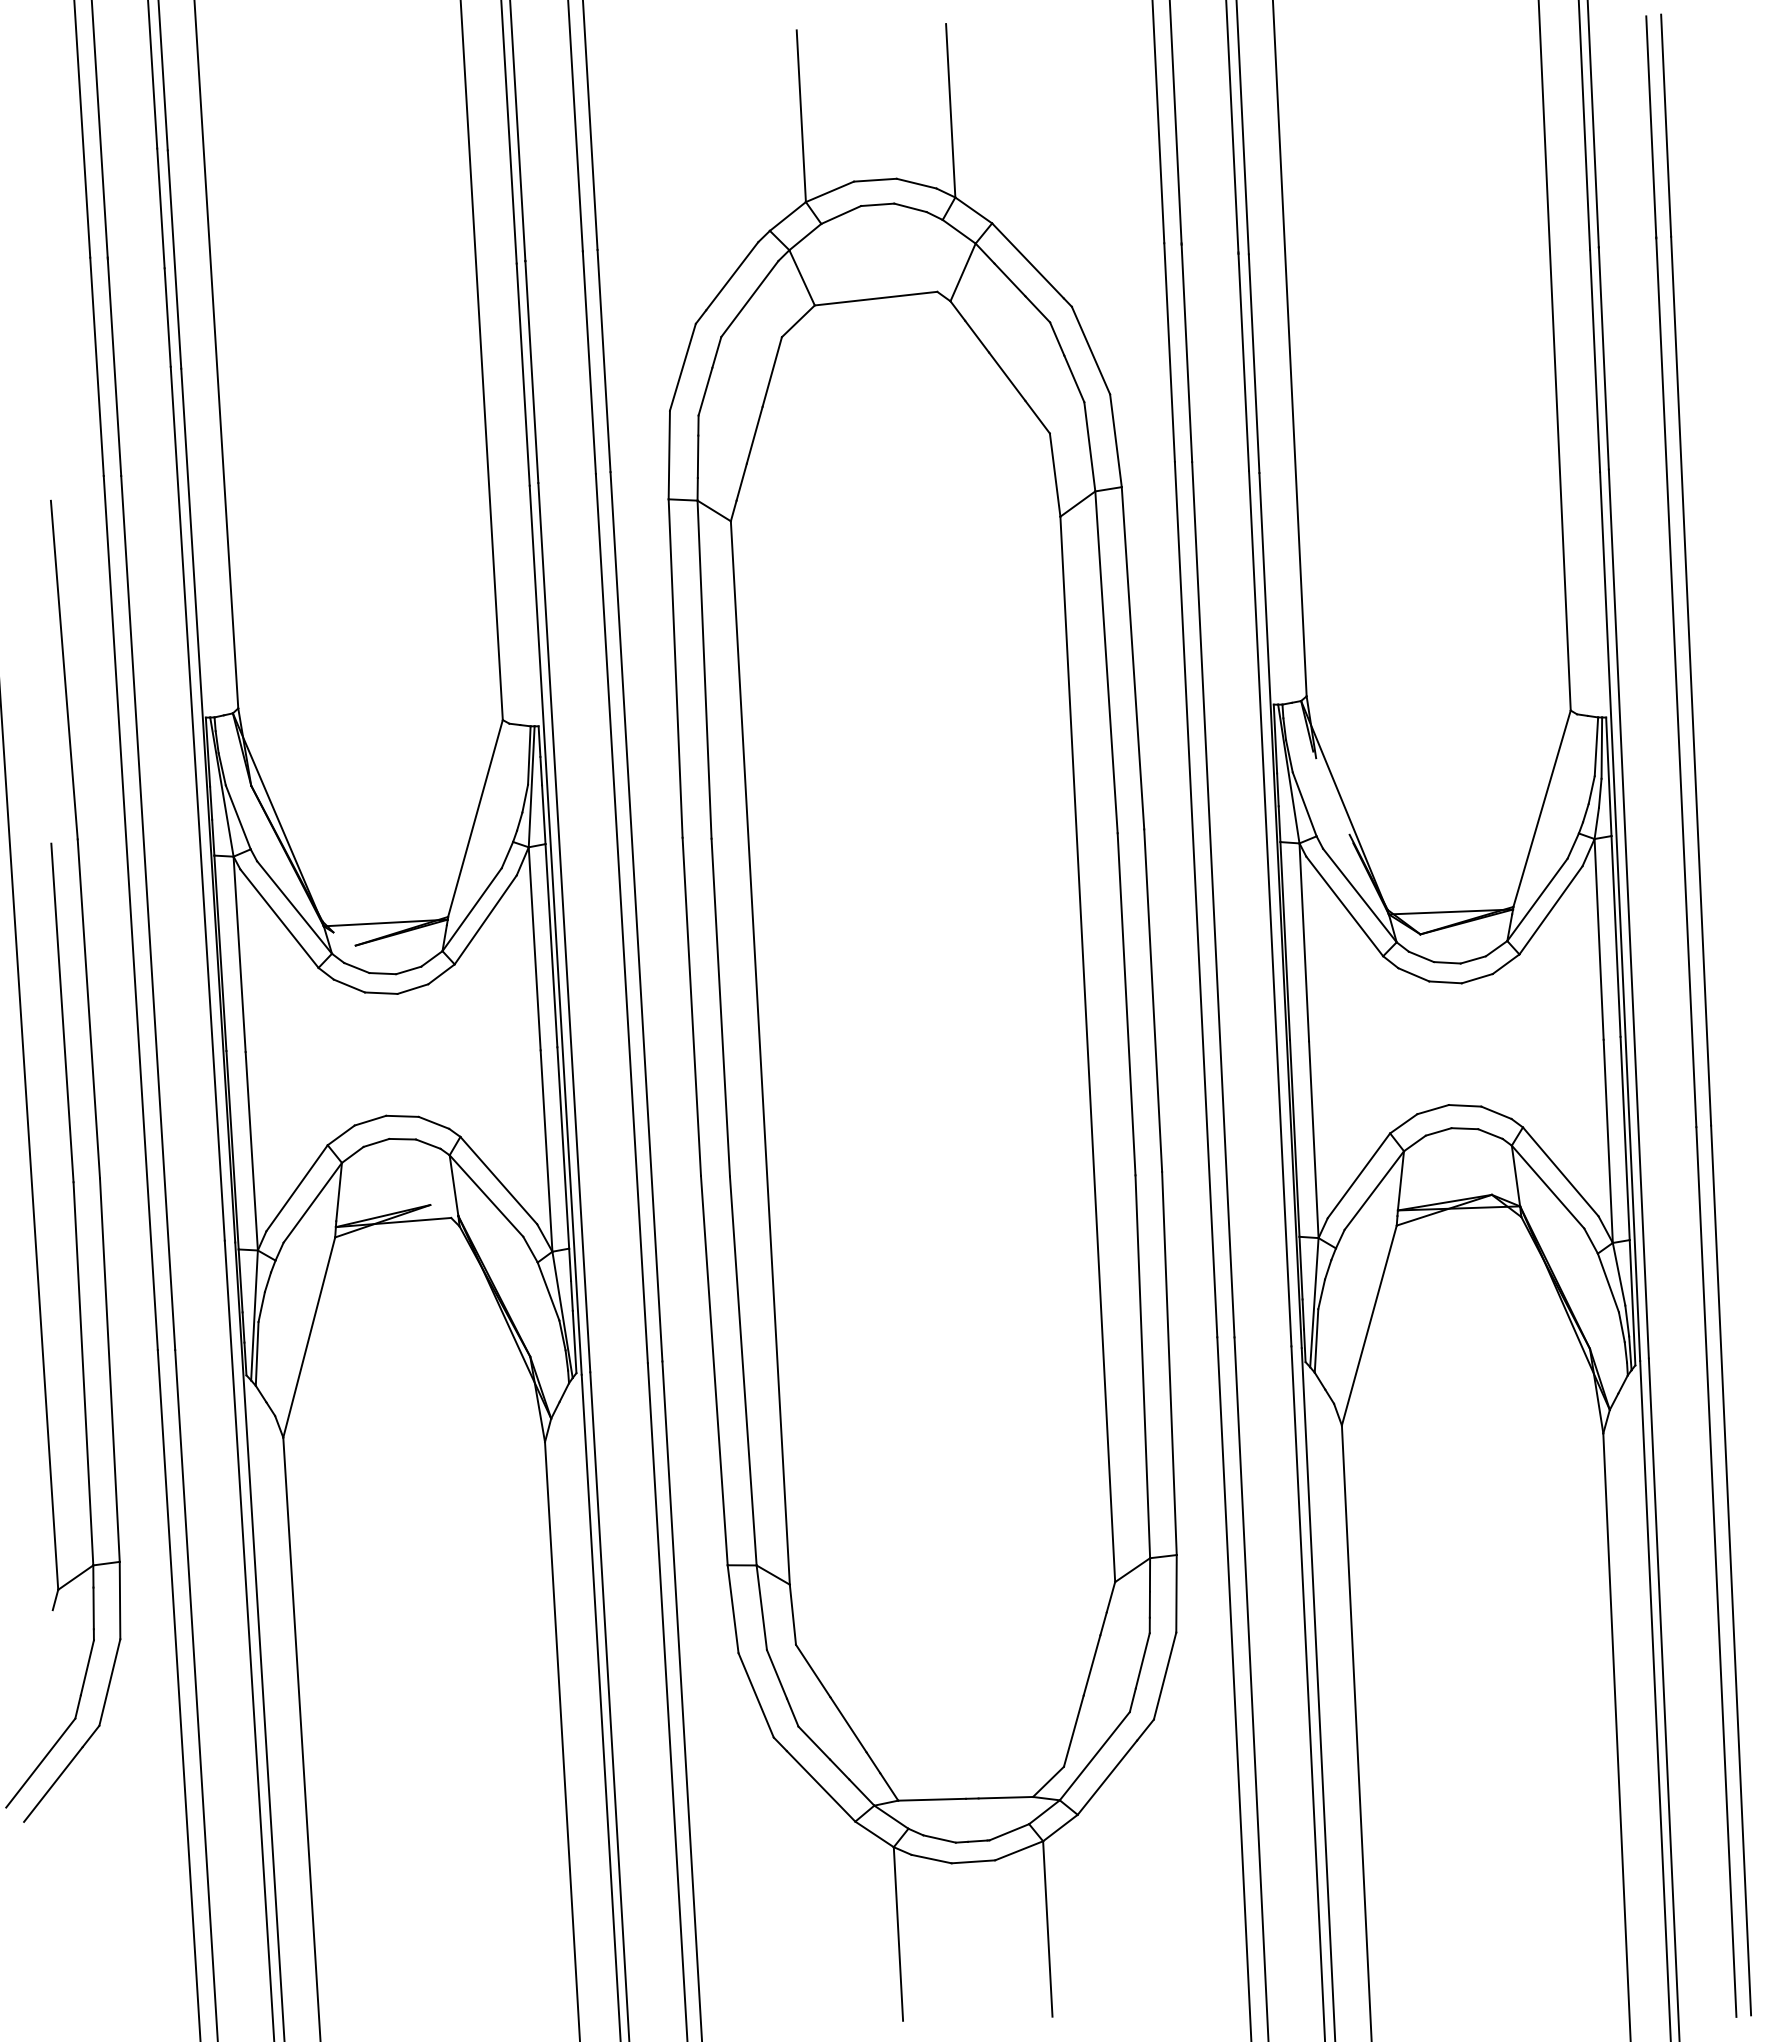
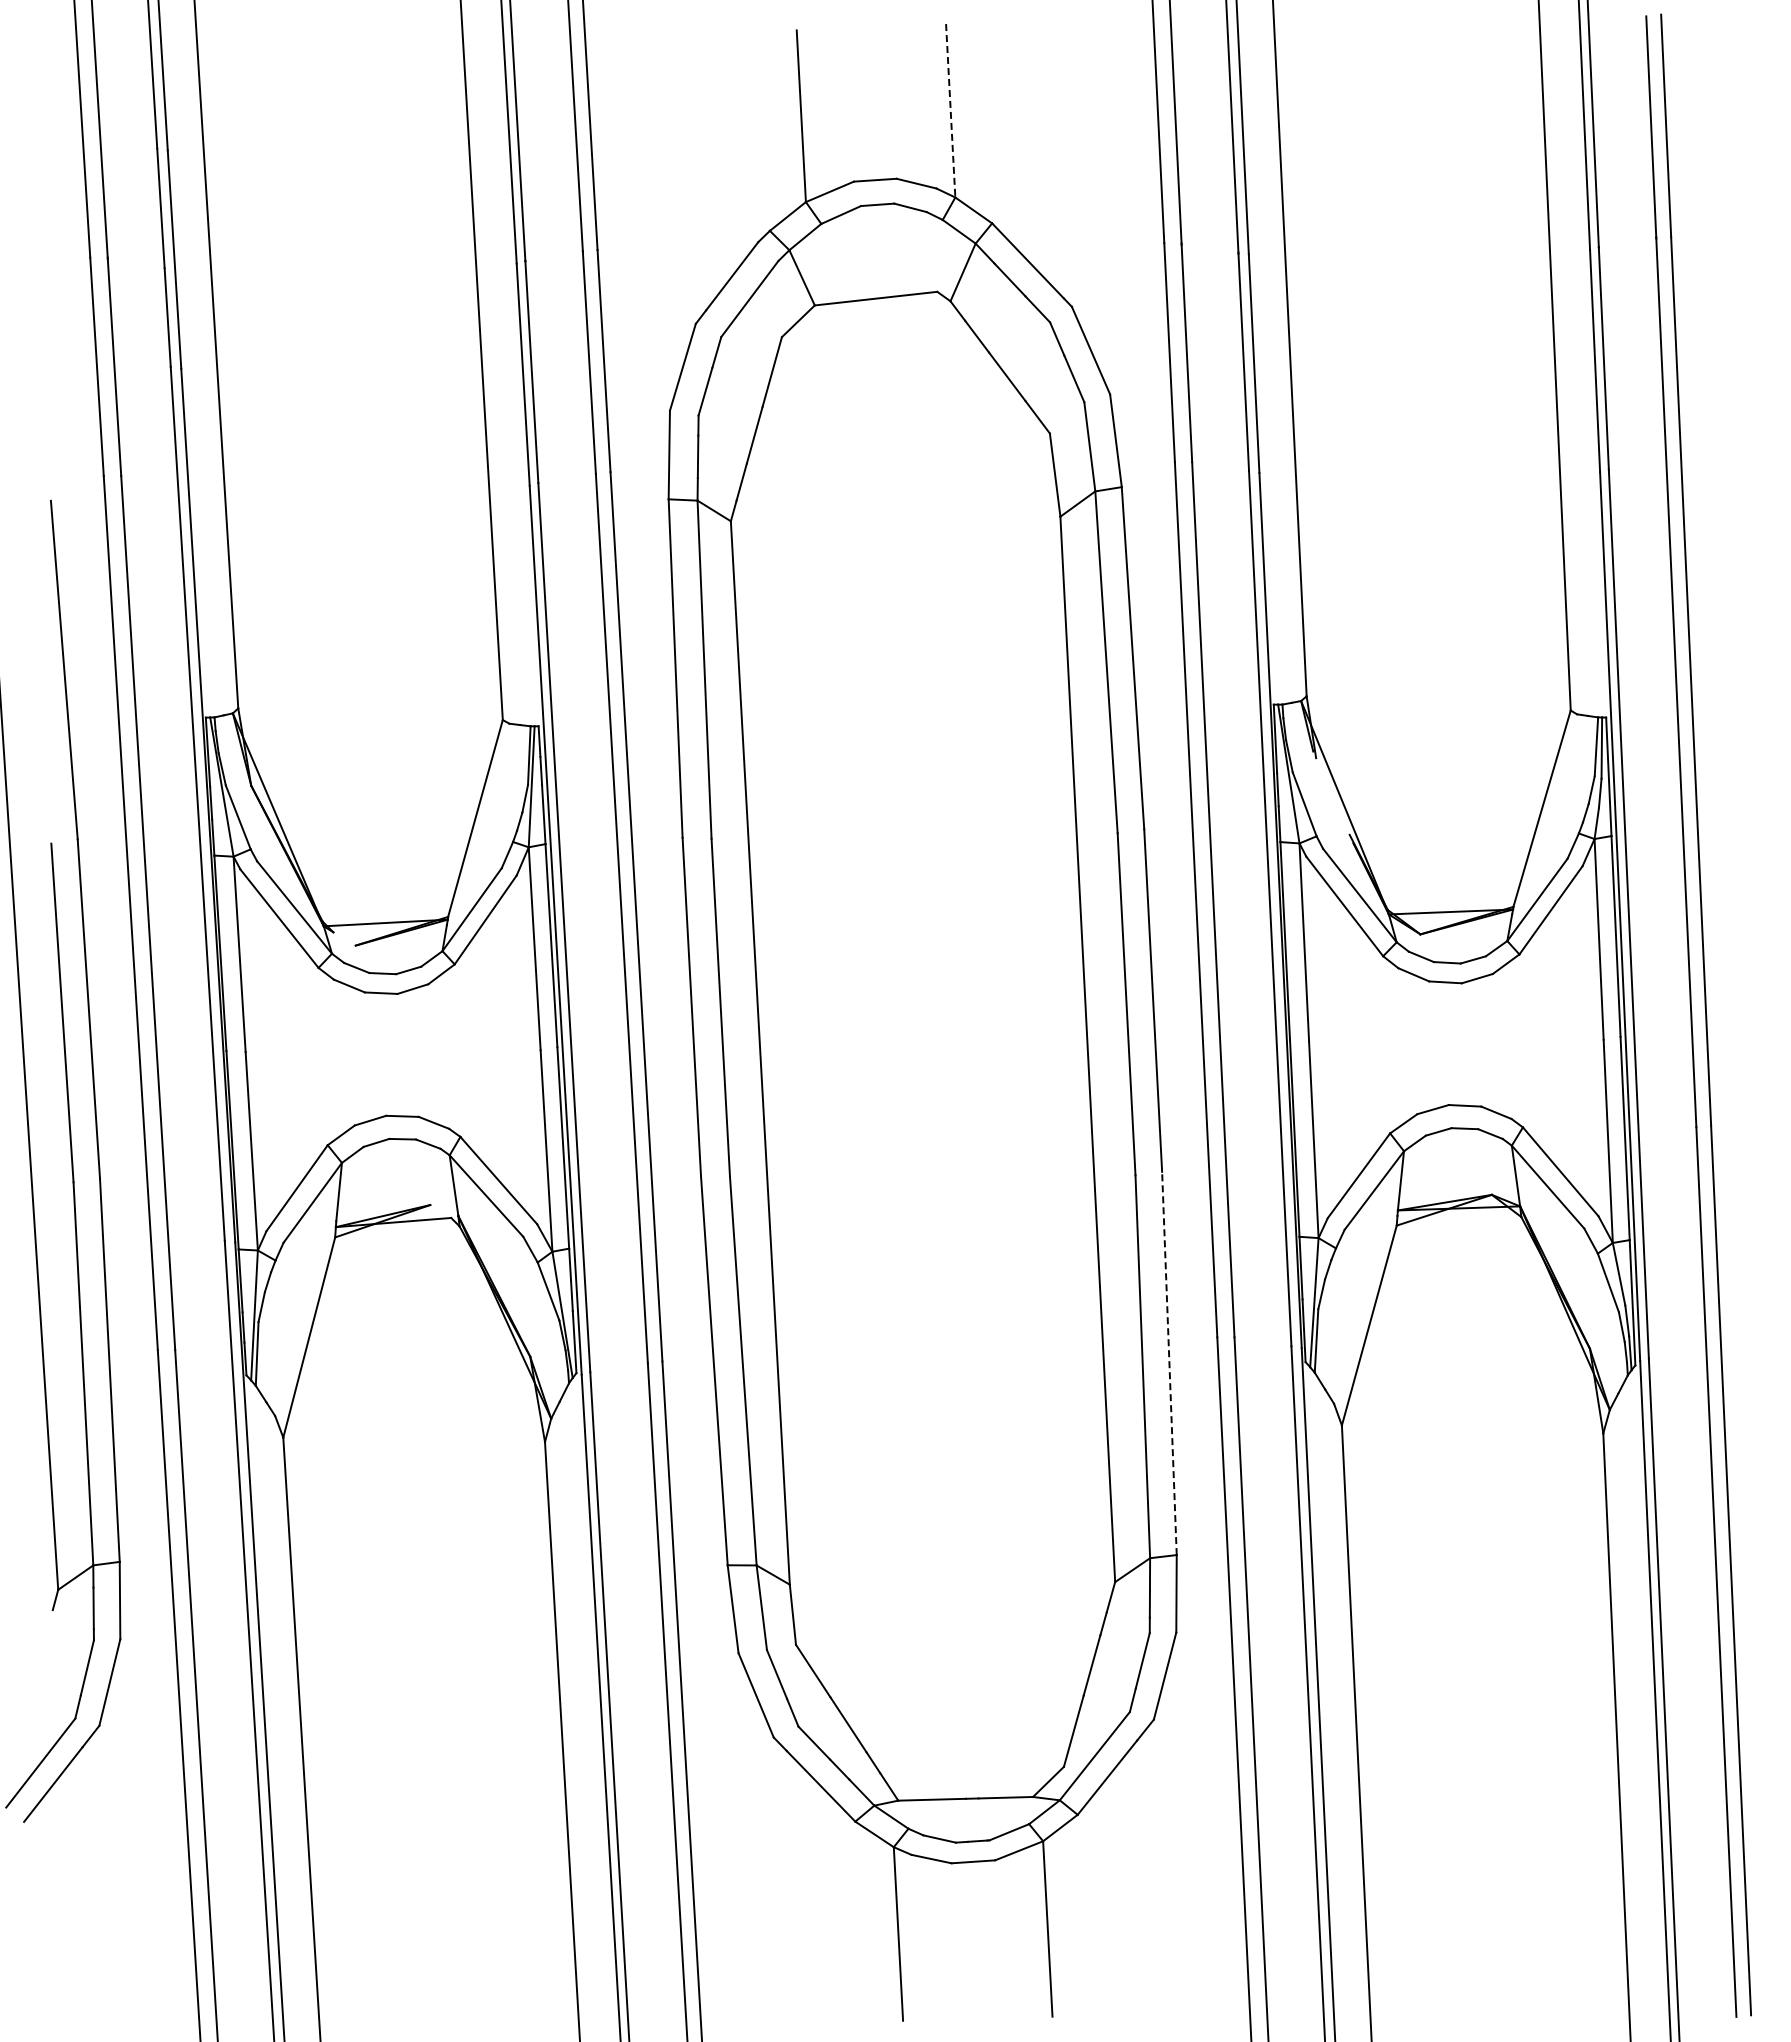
line: solid -> dashed (950, 110)
line: solid -> dashed (1169, 1363)
